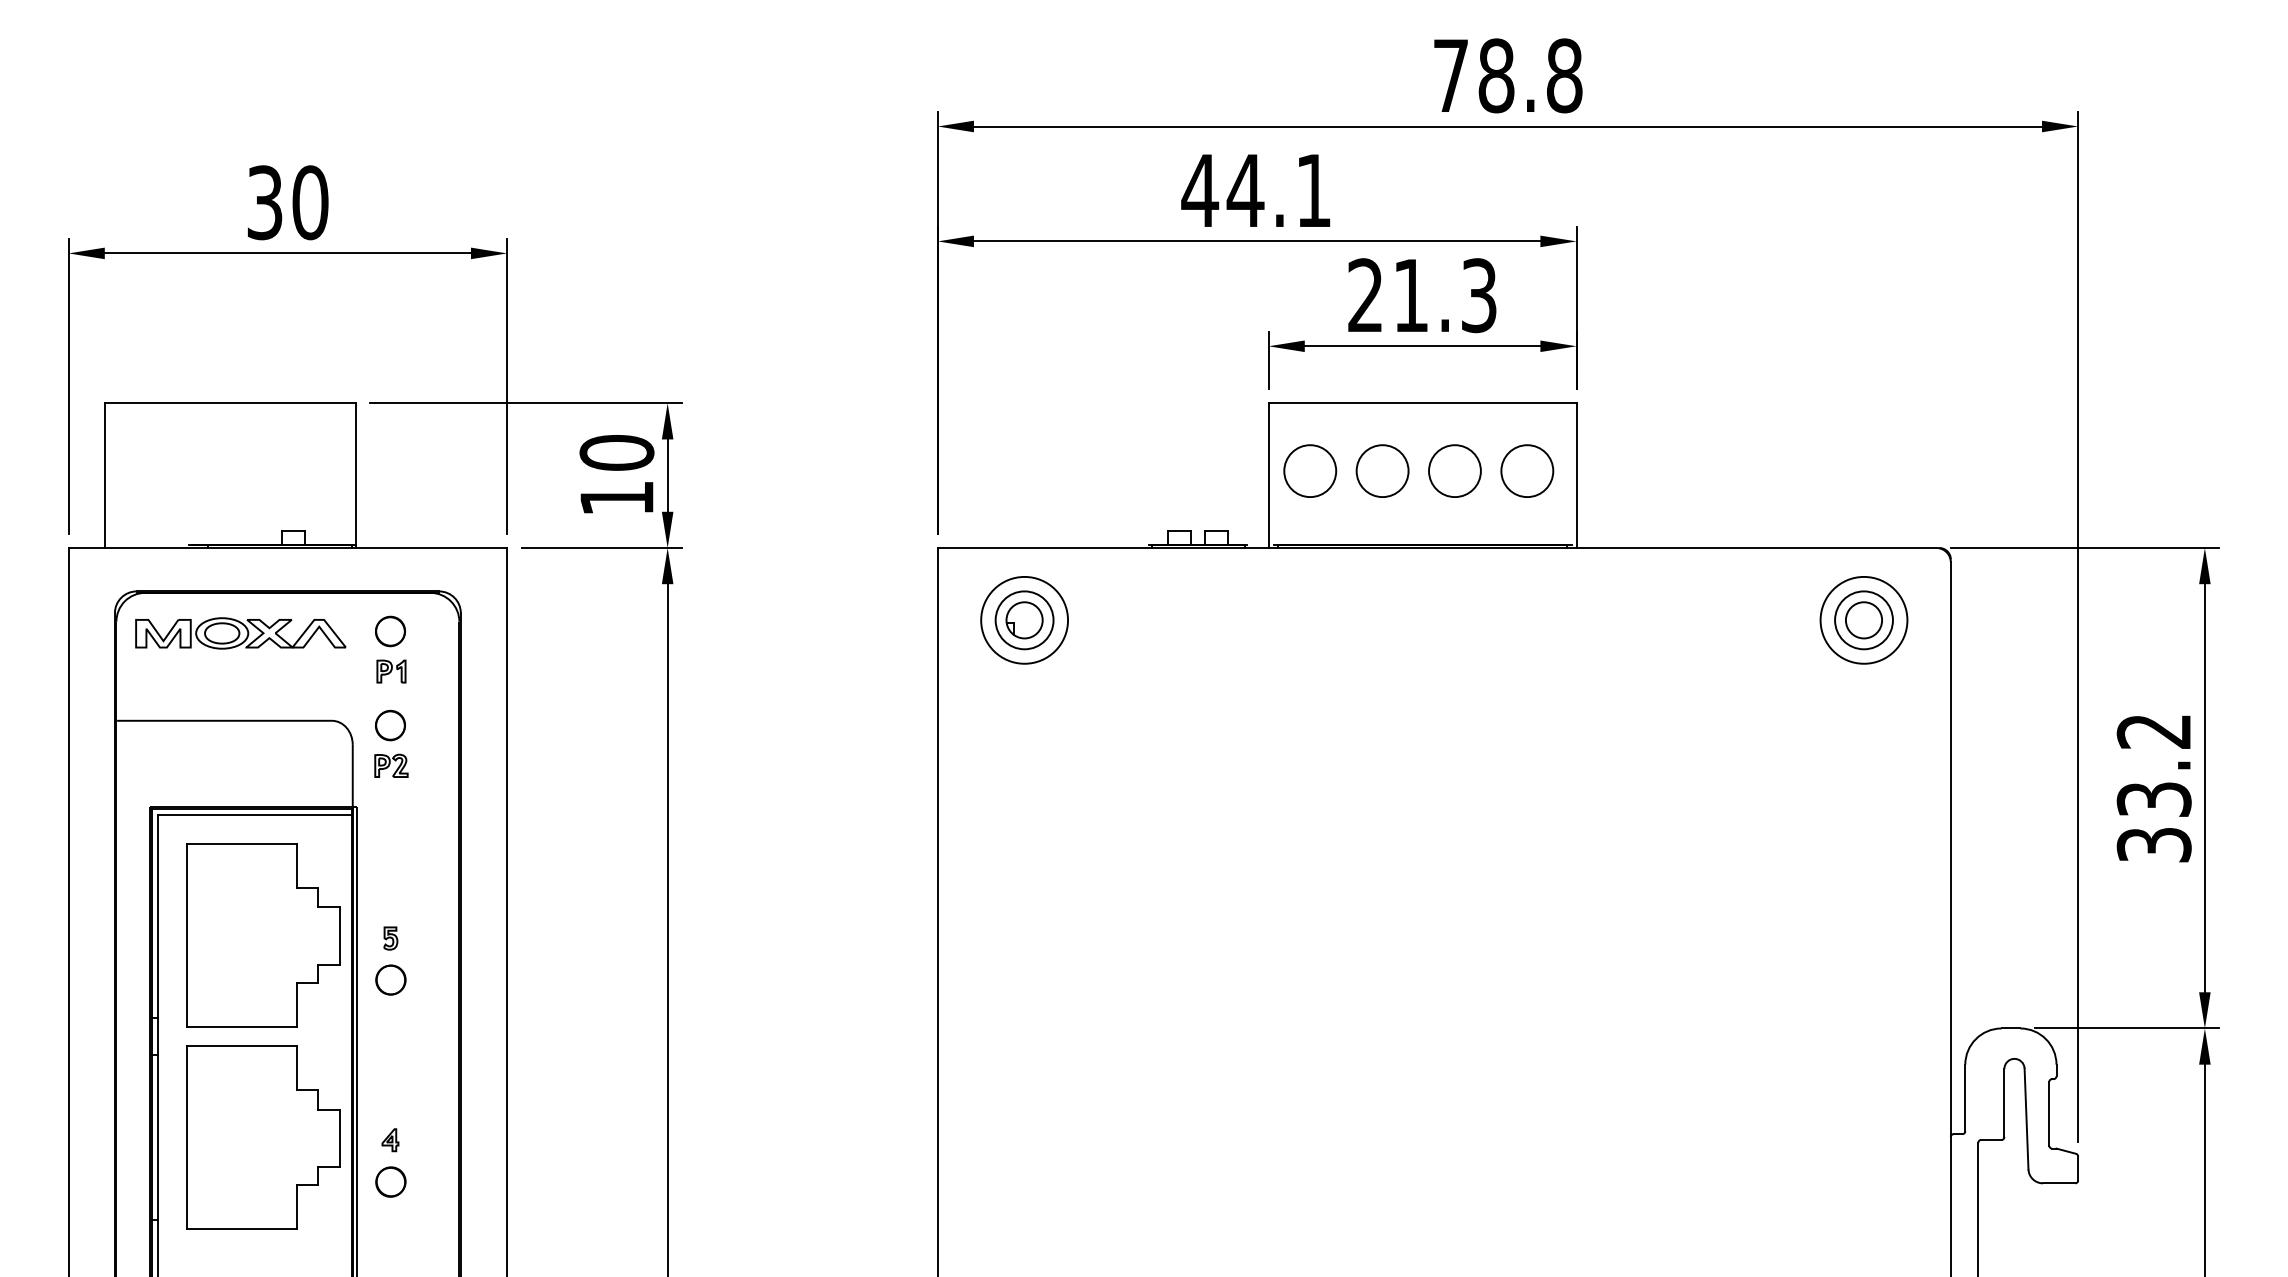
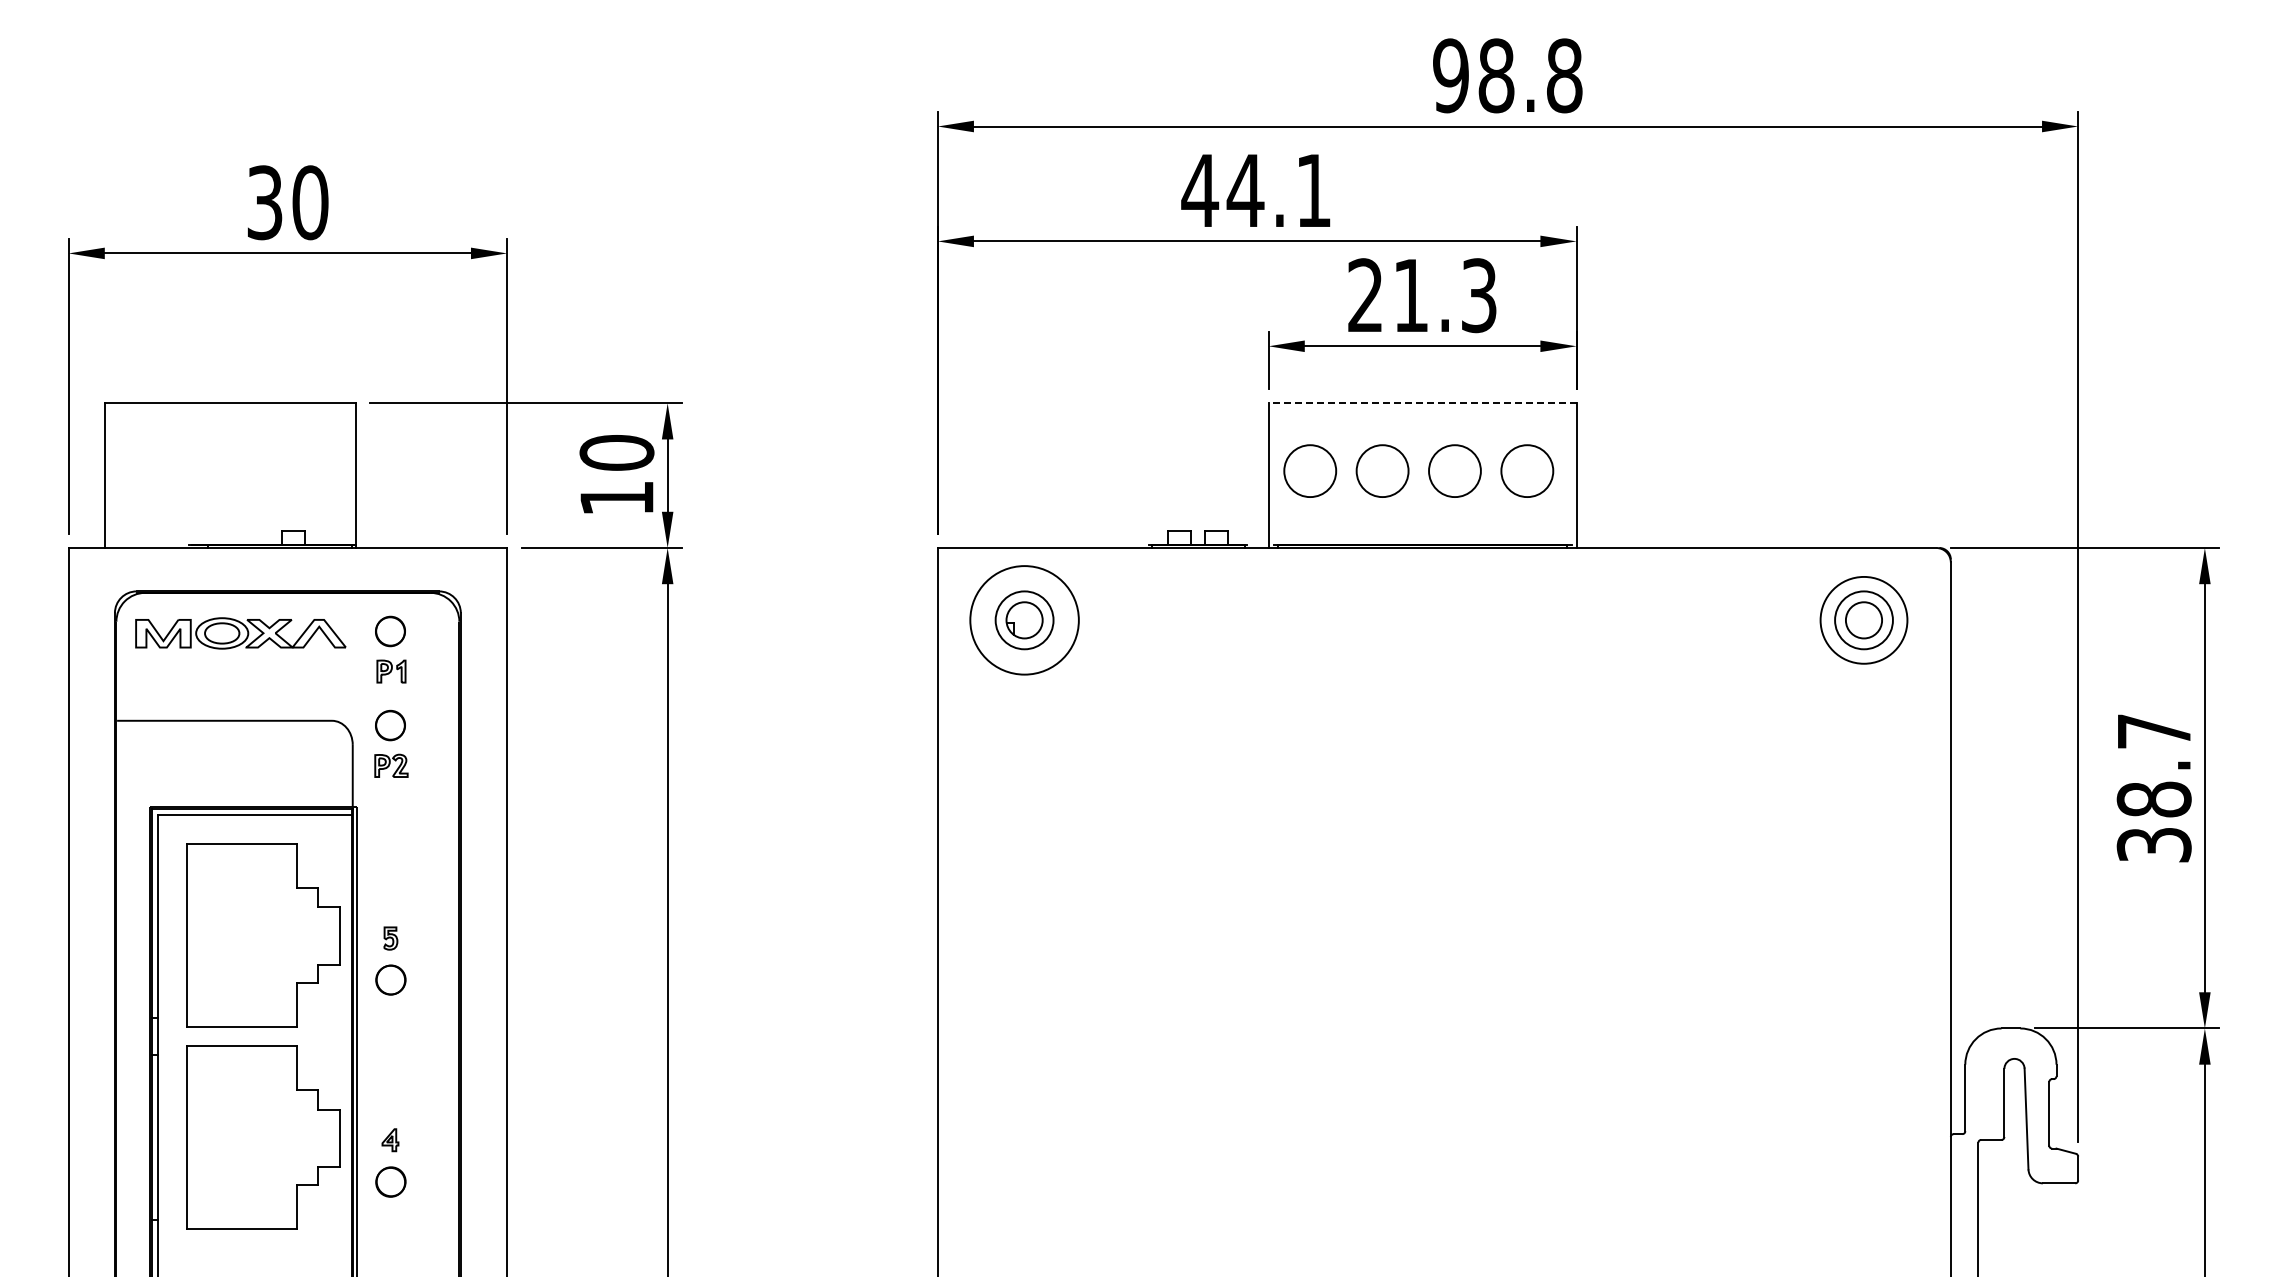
text: 78.8 -> 98.8 (1450, 75)
line: solid -> dashed (1422, 403)
circle diameter: 87 px -> 109 px (1024, 620)
text: 33.2 -> 38.7 (2153, 765)
